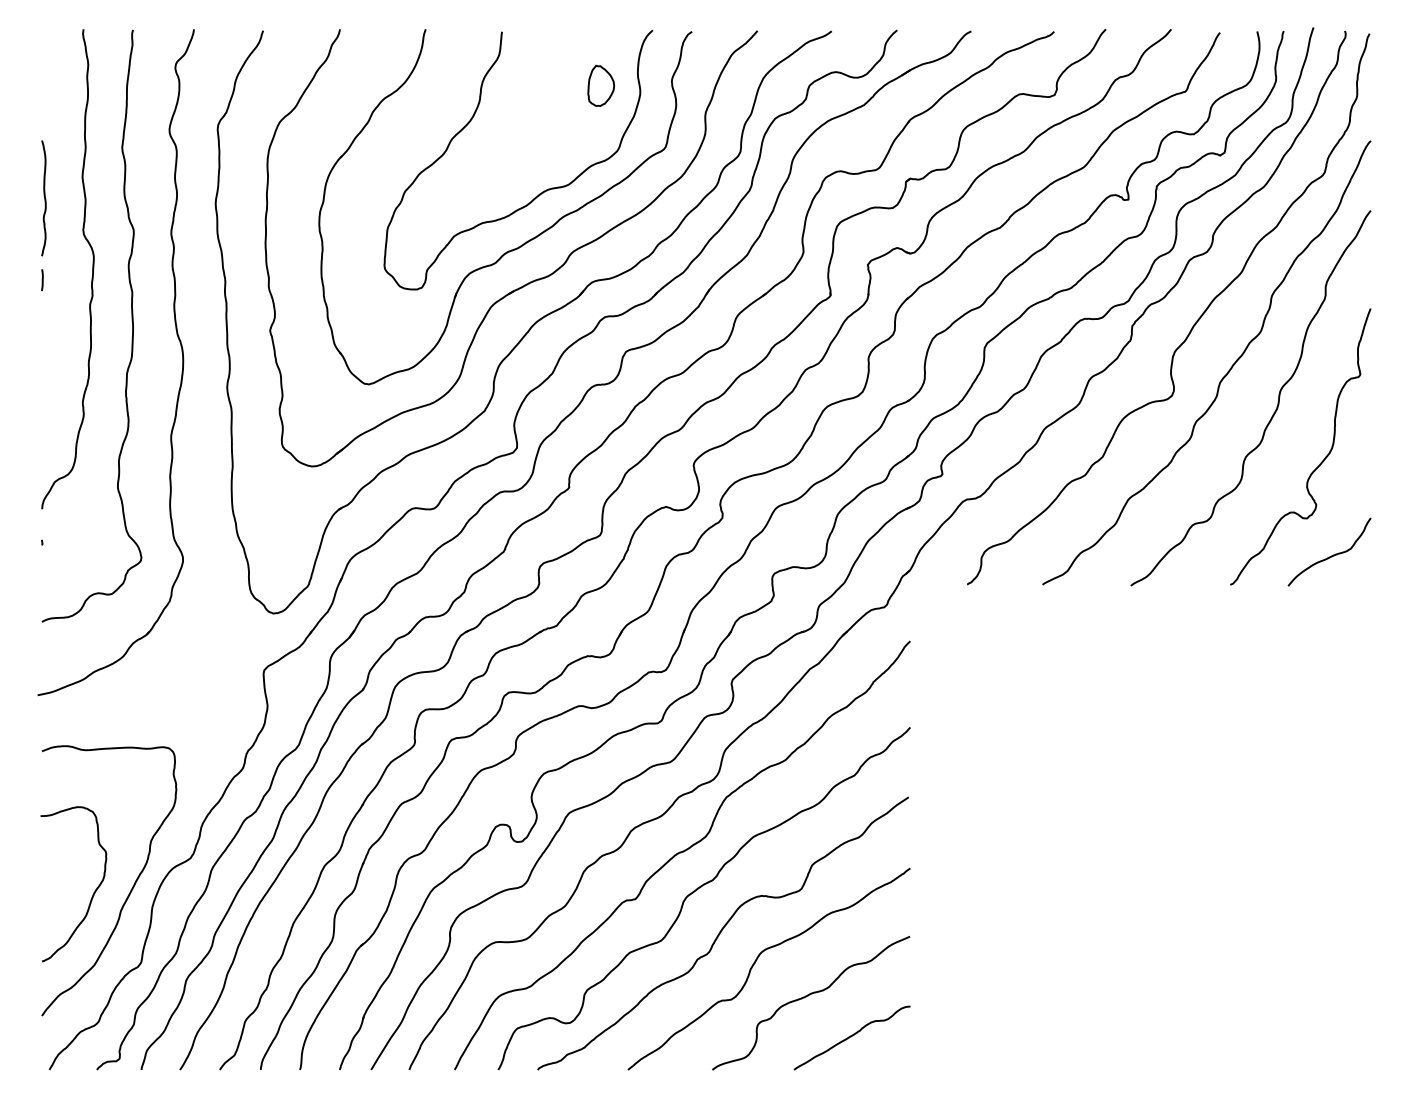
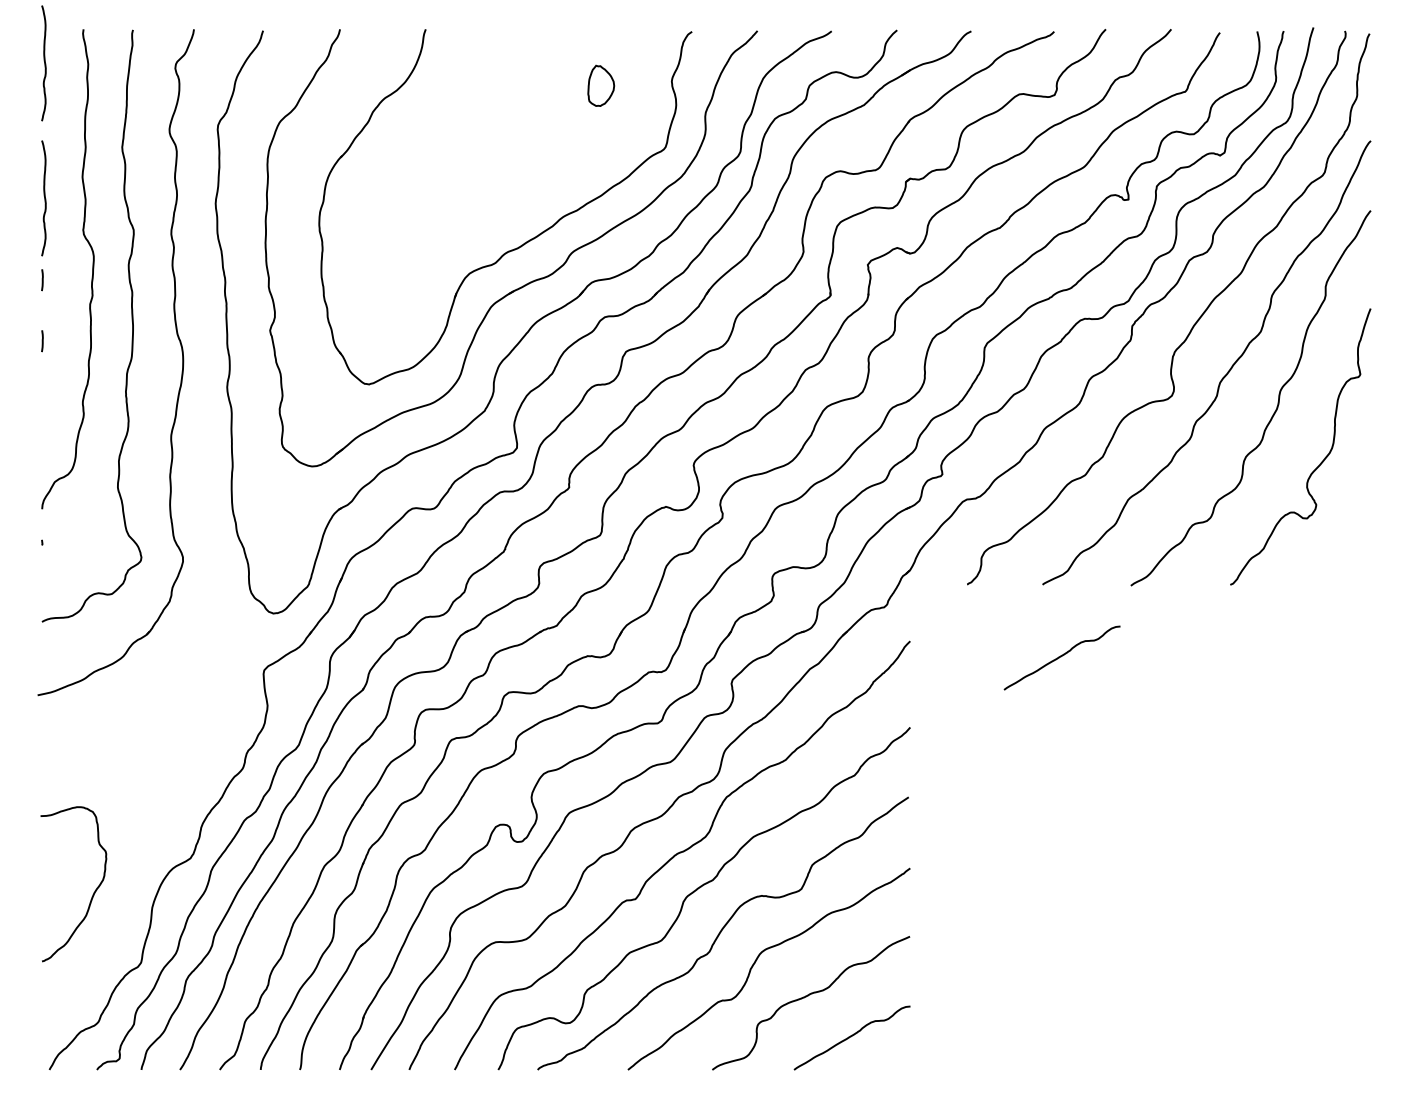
curve: none -> present (44, 63)
curve: present -> none (539, 193)
line: none -> present (42, 341)
curve: present -> none (1331, 555)
curve: none -> present (1061, 657)
curve: present -> none (130, 890)
